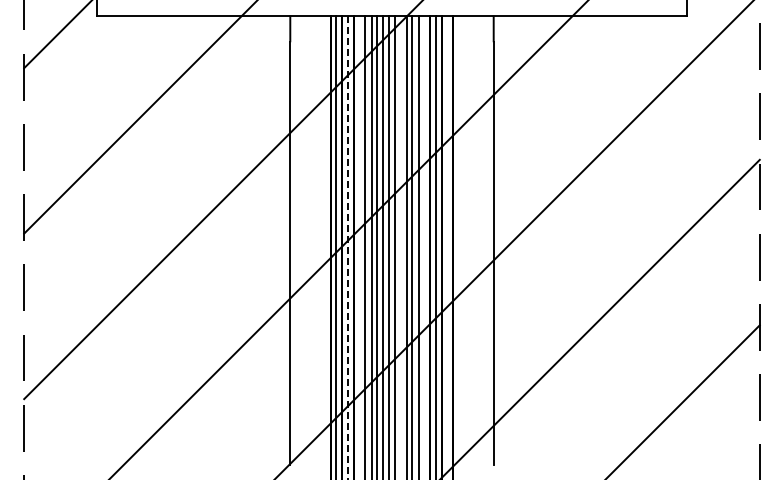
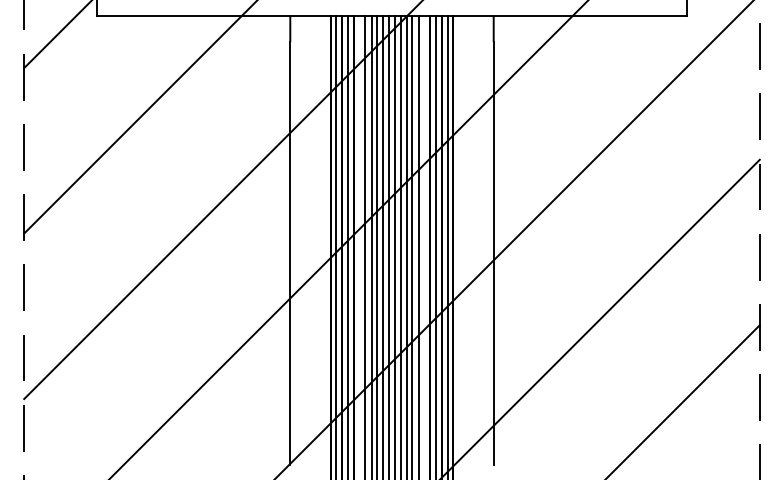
line: none -> present (400, 245)
line: none -> present (447, 245)
line: dashed -> solid (347, 247)
